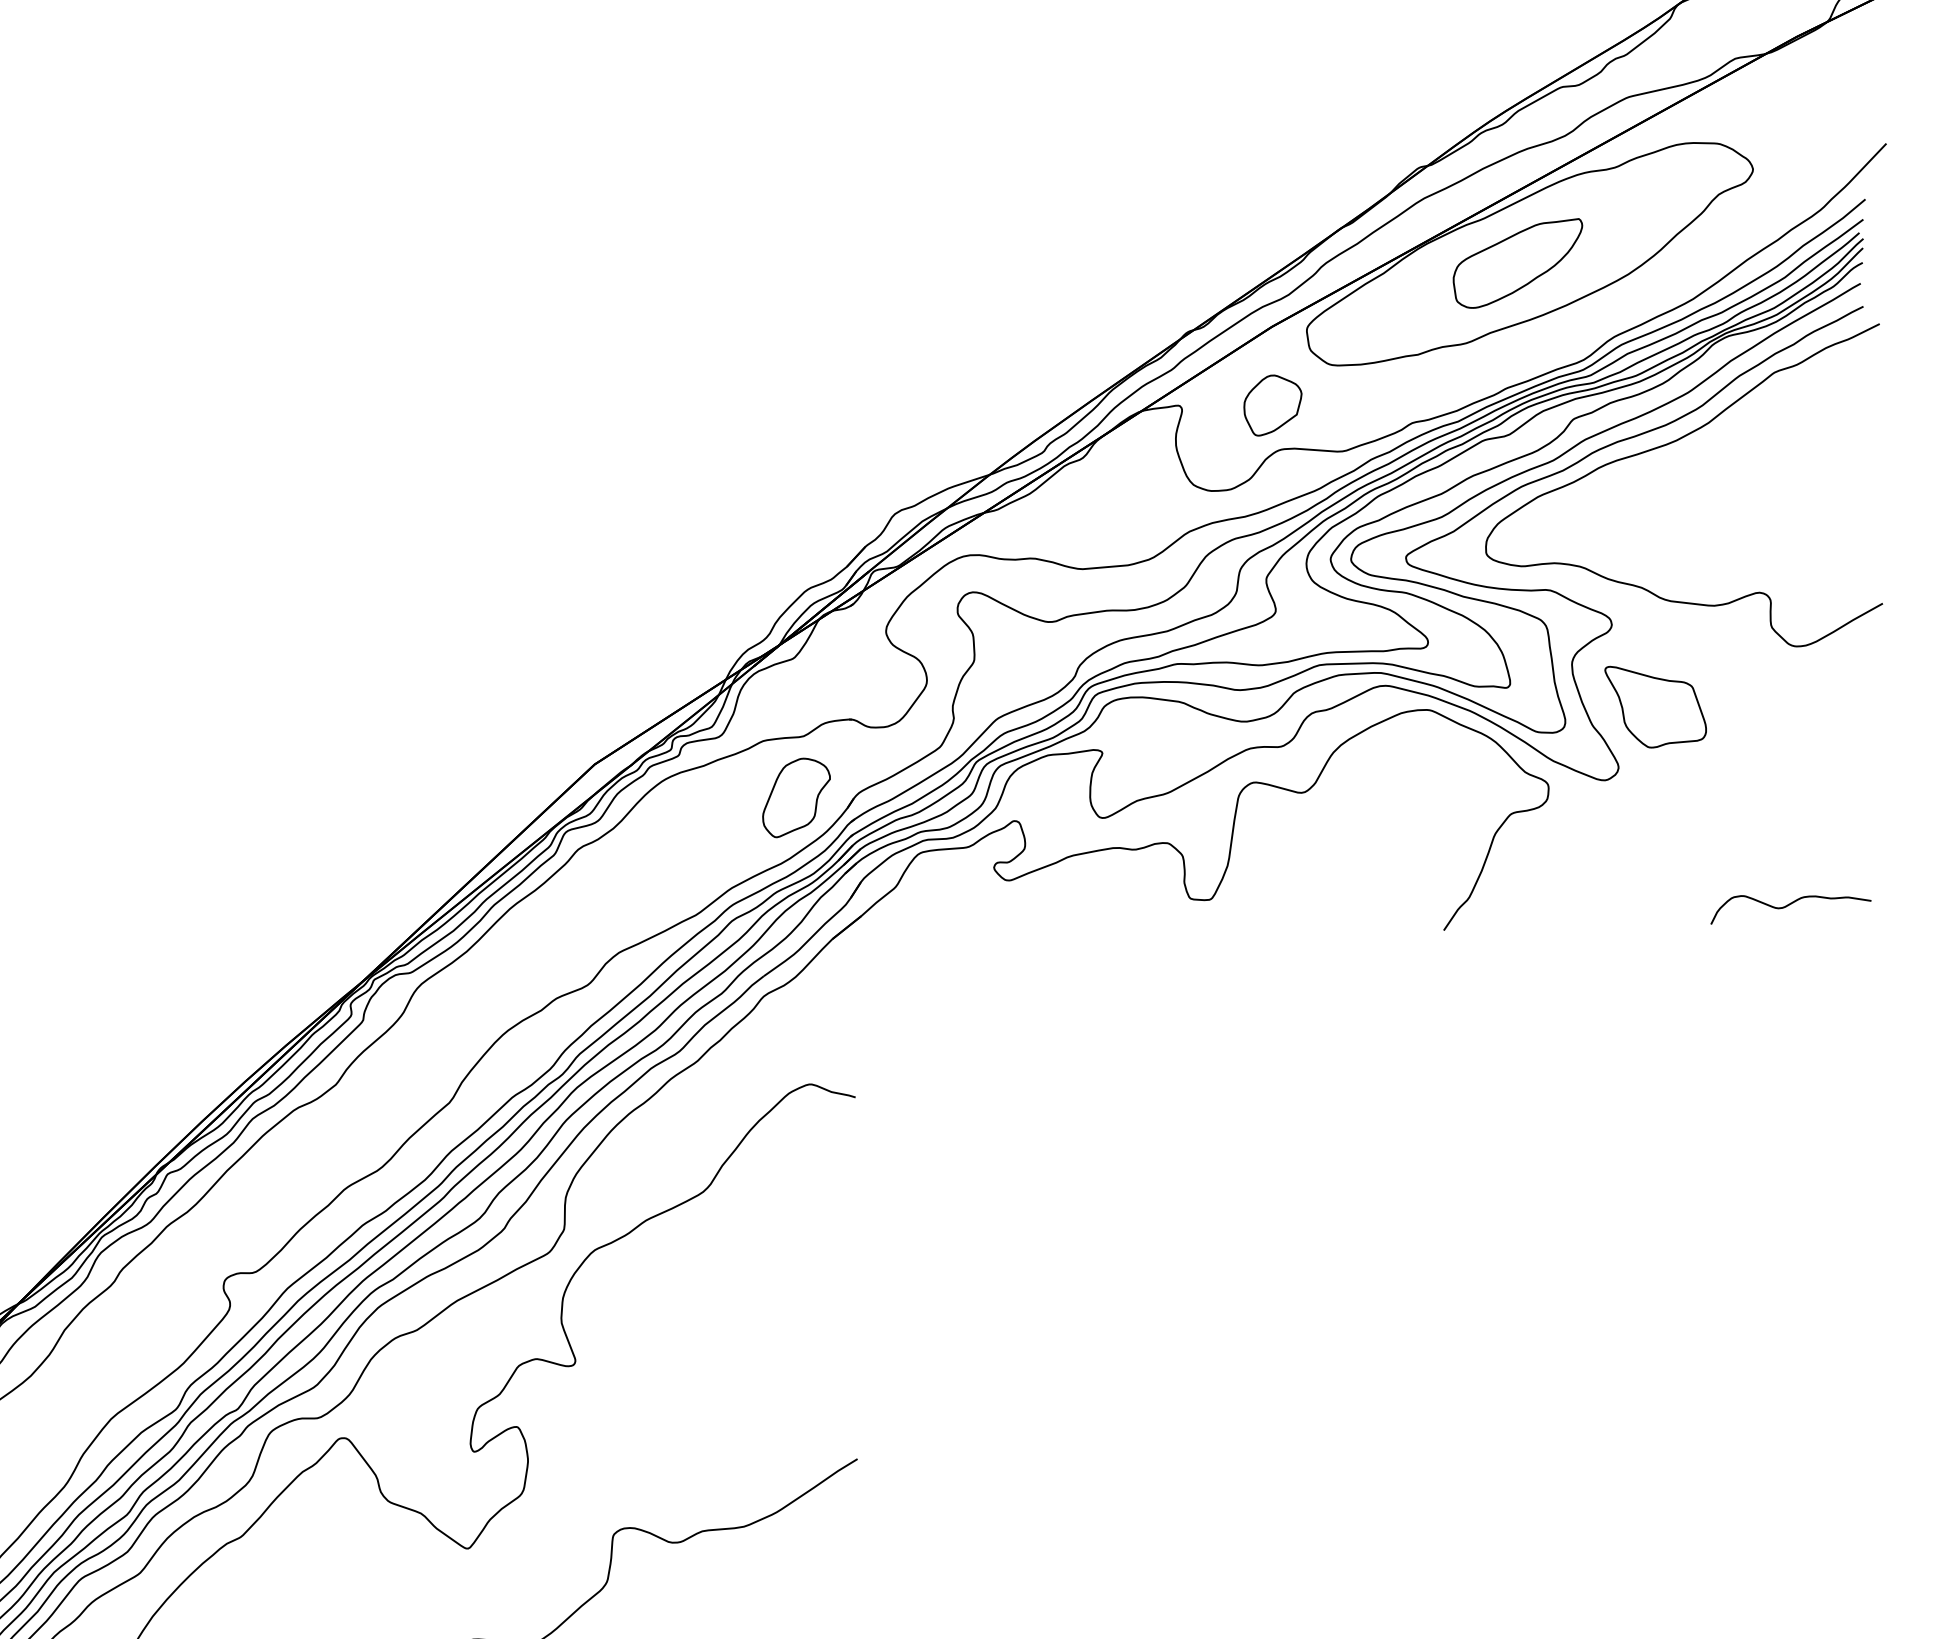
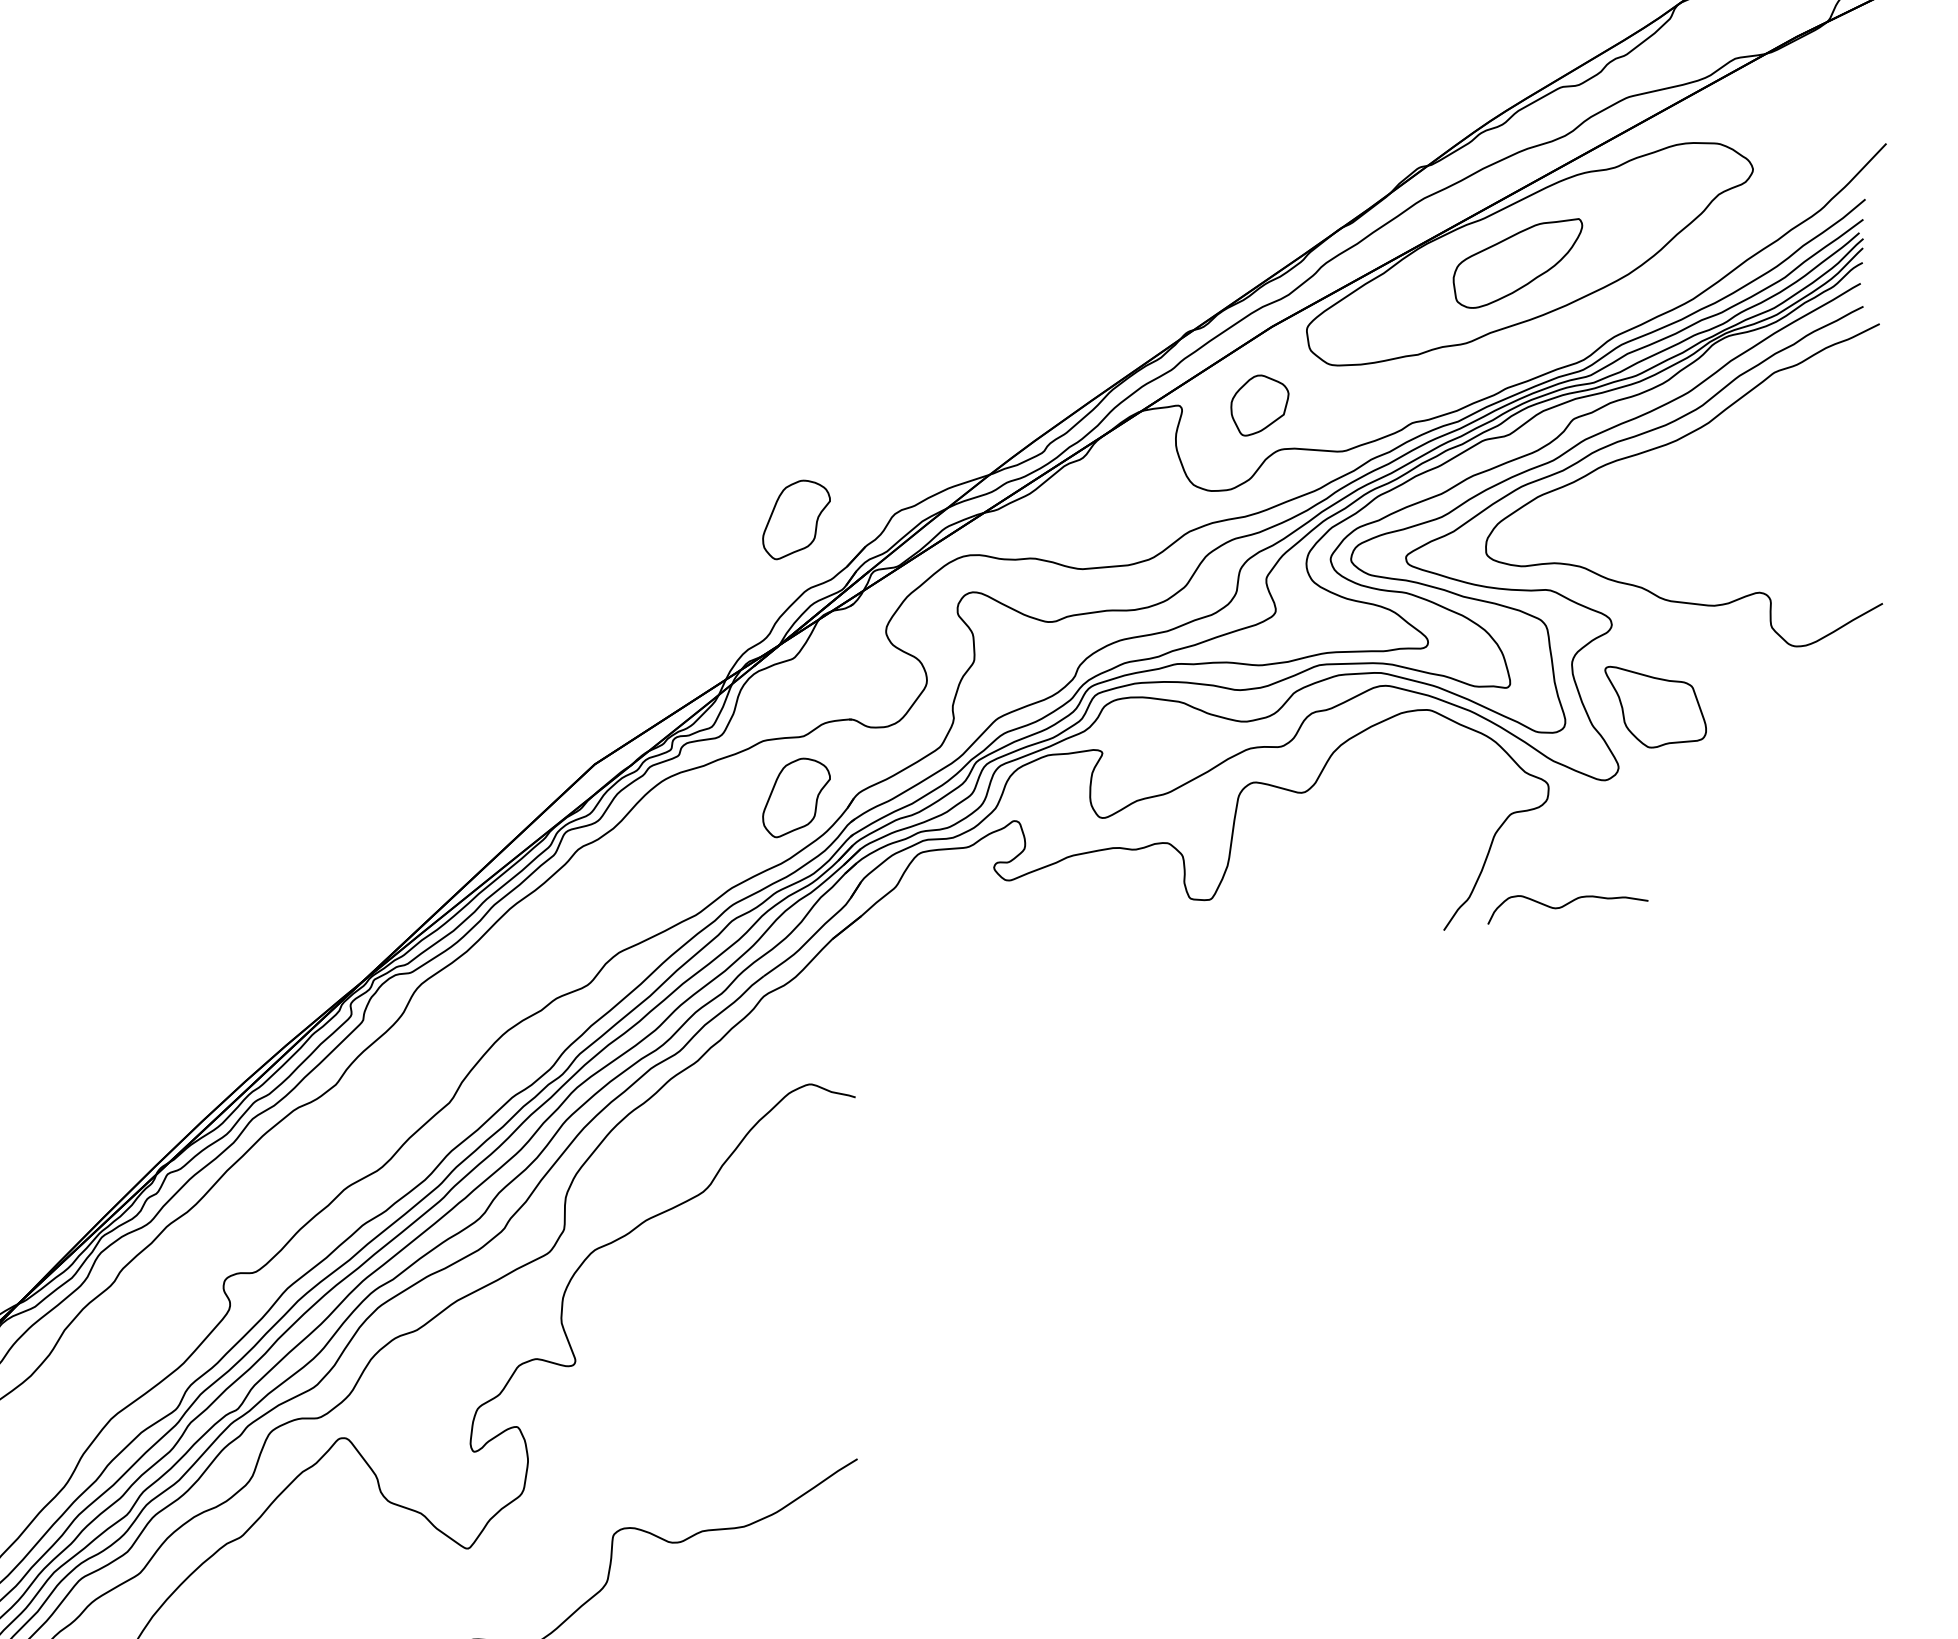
part position: (1272, 405) -> (1259, 405) (1259, 405)
part: none -> present (796, 519)
curve position: (1788, 906) -> (1565, 906) (1565, 906)
